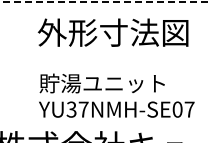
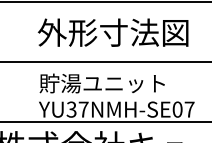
line: dashed -> solid (105, 1)
line: none -> present (105, 61)
line: none -> present (105, 121)
